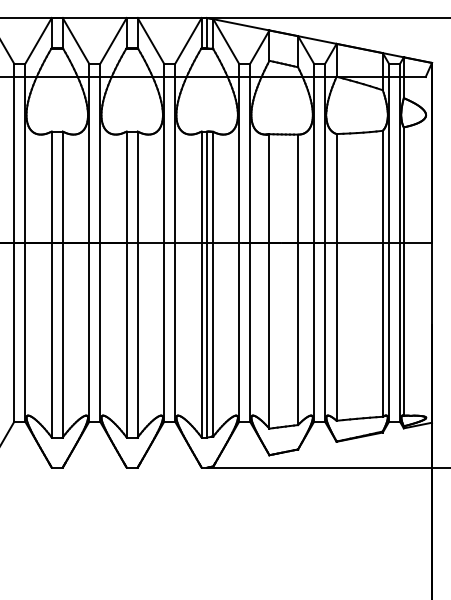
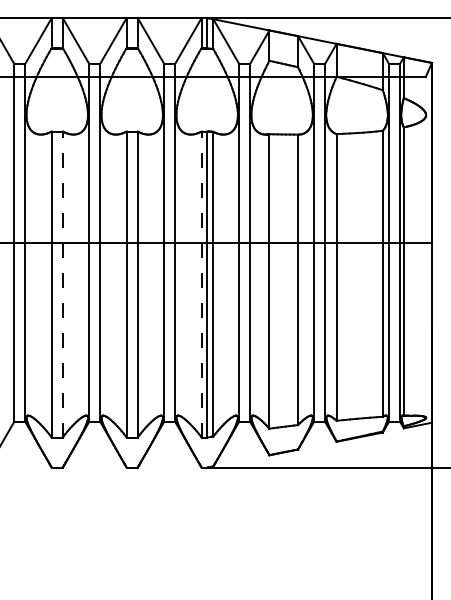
line: solid -> dashed (62, 284)
line: solid -> dashed (201, 284)
